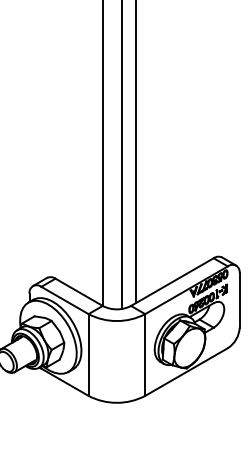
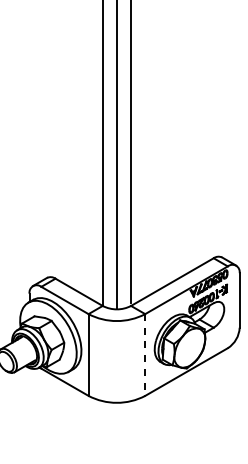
line position: (135, 152) -> (130, 152) (130, 152)
line position: (121, 155) -> (116, 155) (116, 155)
line: solid -> dashed (145, 355)
